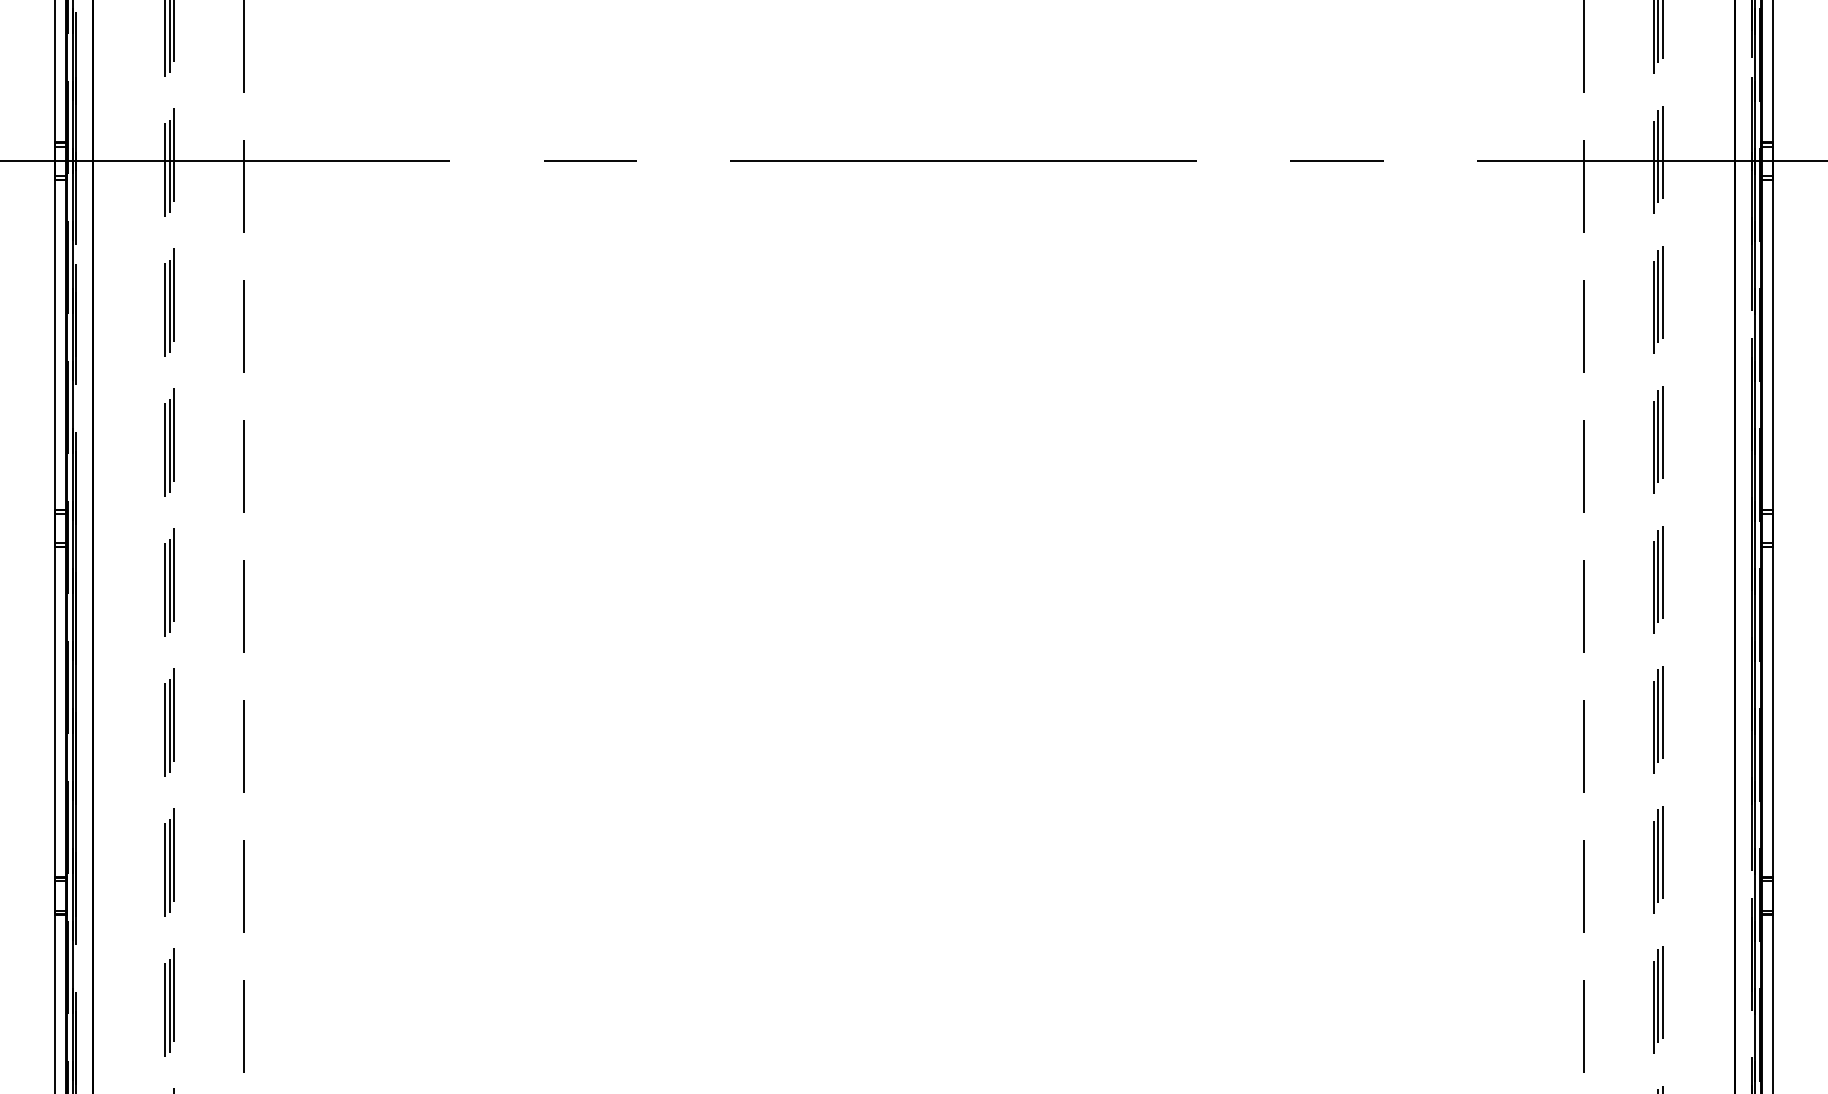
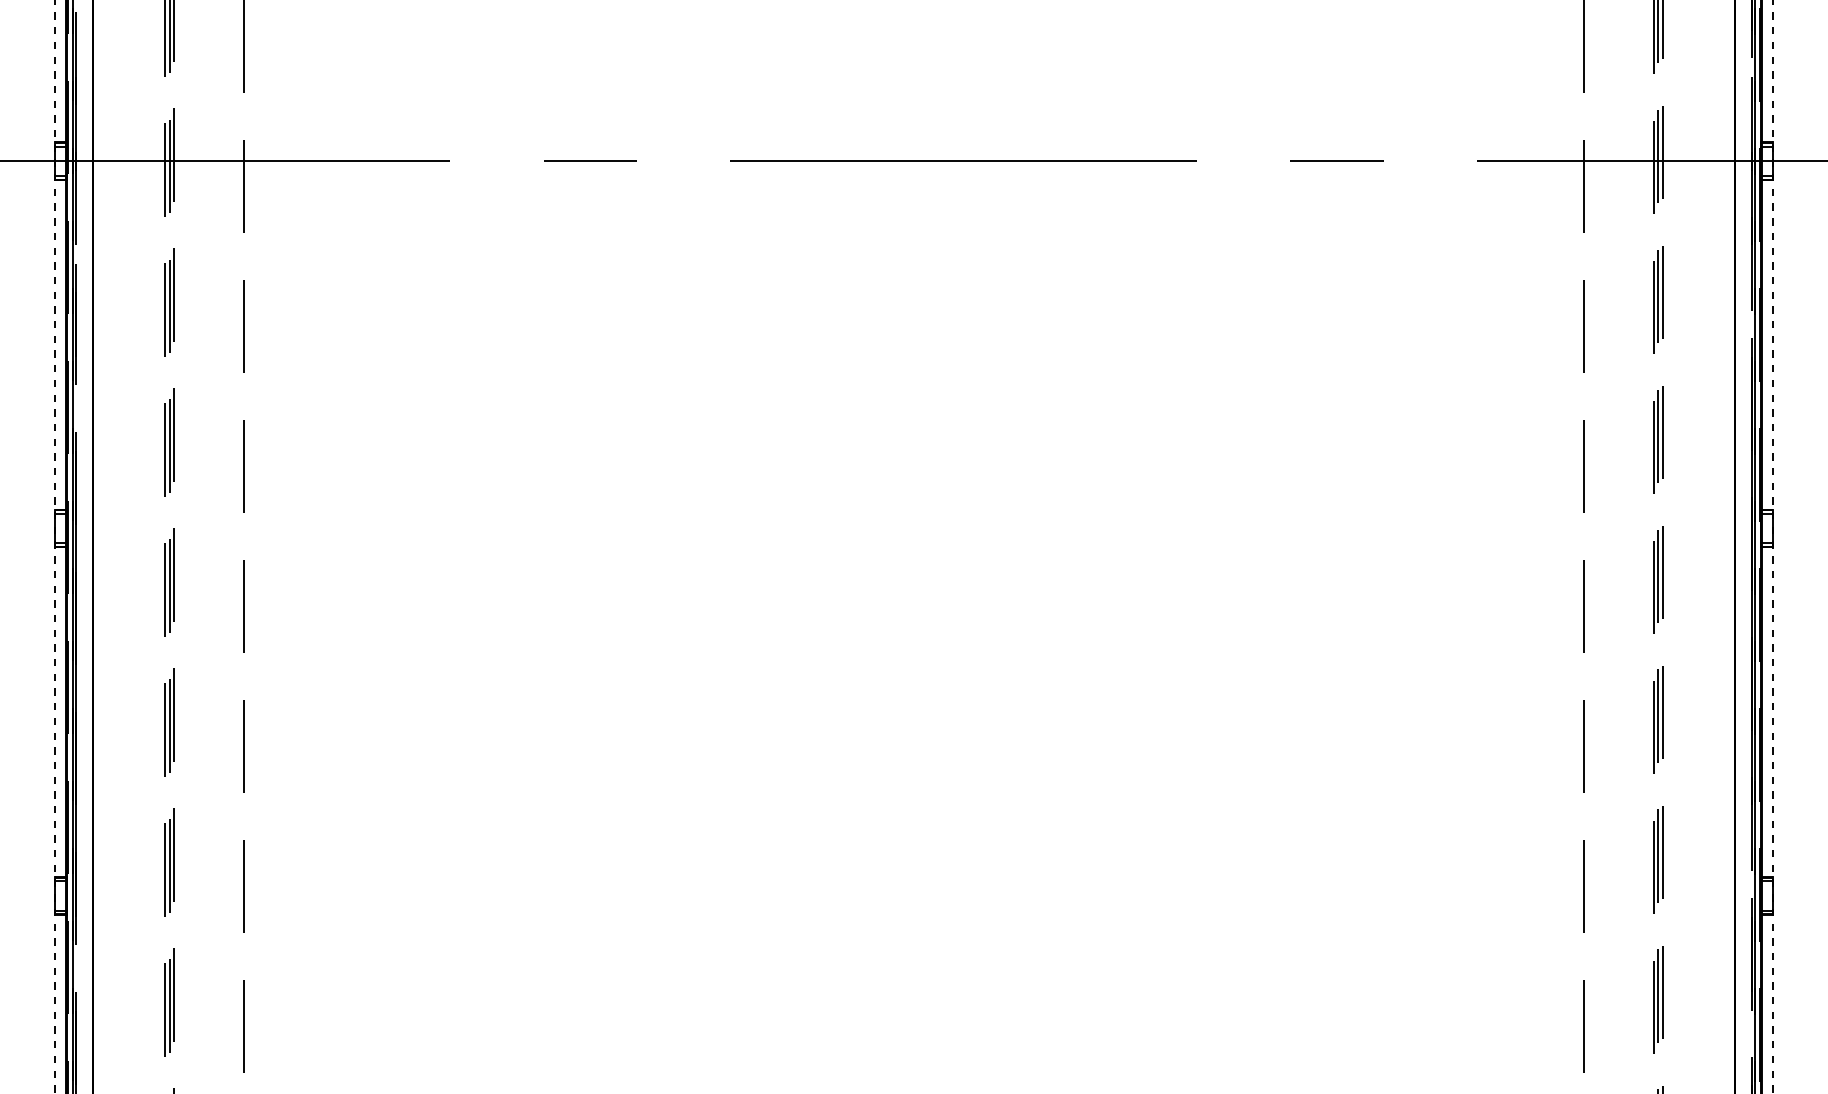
line: solid -> dashed (55, 546)
line: solid -> dashed (1772, 546)
